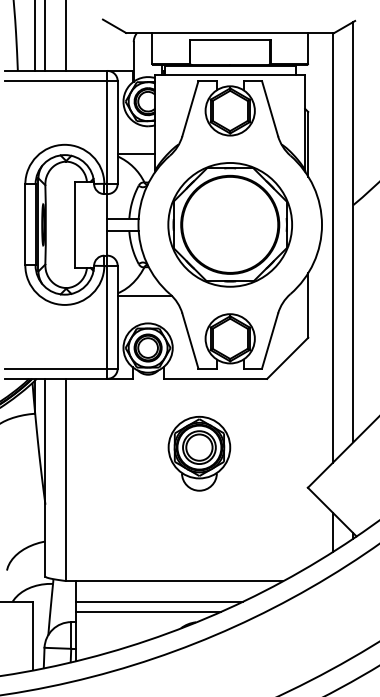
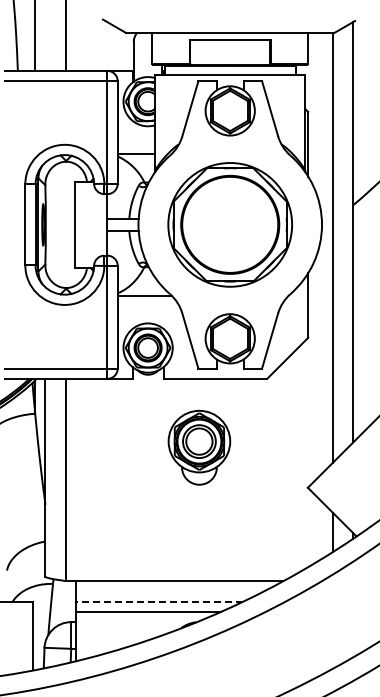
line: present -> none (45, 36)
part position: (199, 453) -> (199, 447) (199, 447)
line: solid -> dashed (159, 601)
